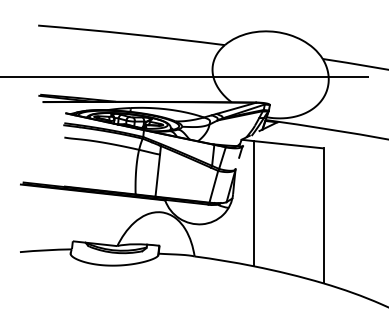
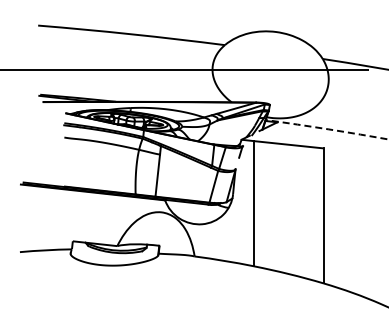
line position: (193, 76) -> (193, 69) (193, 69)
arc: solid -> dashed (327, 129)
